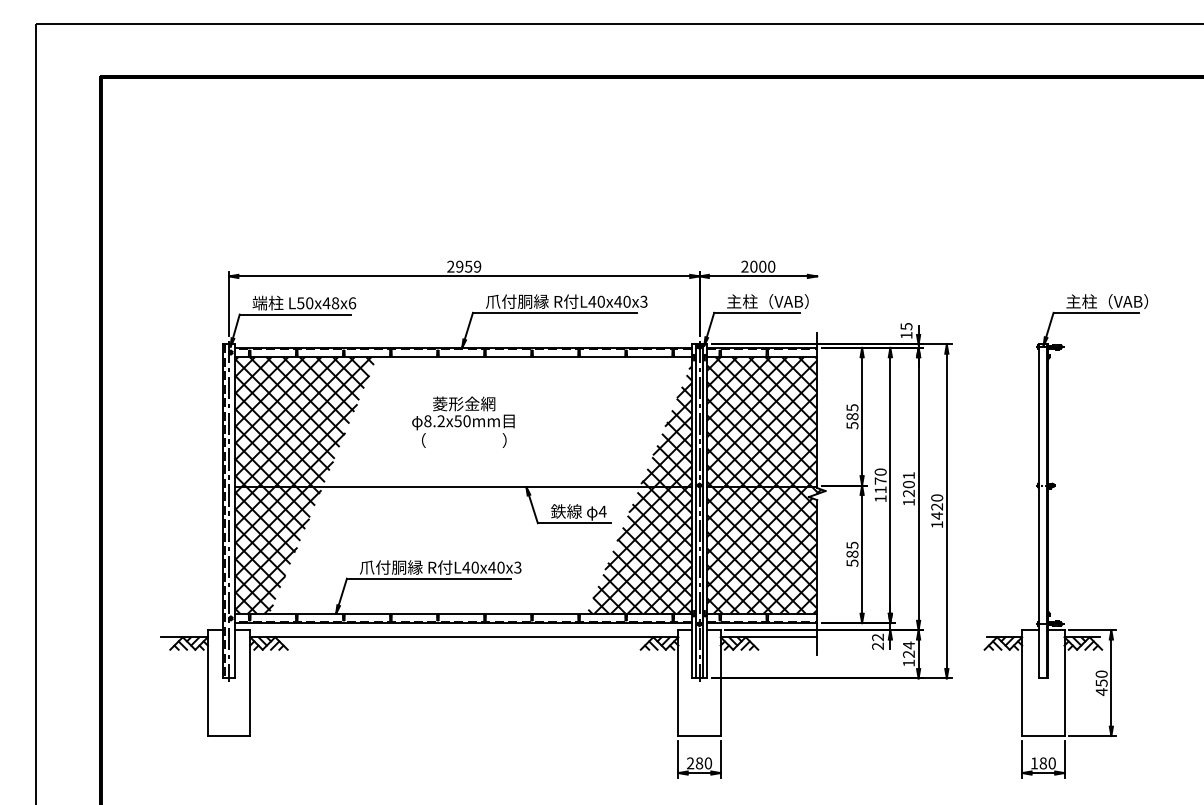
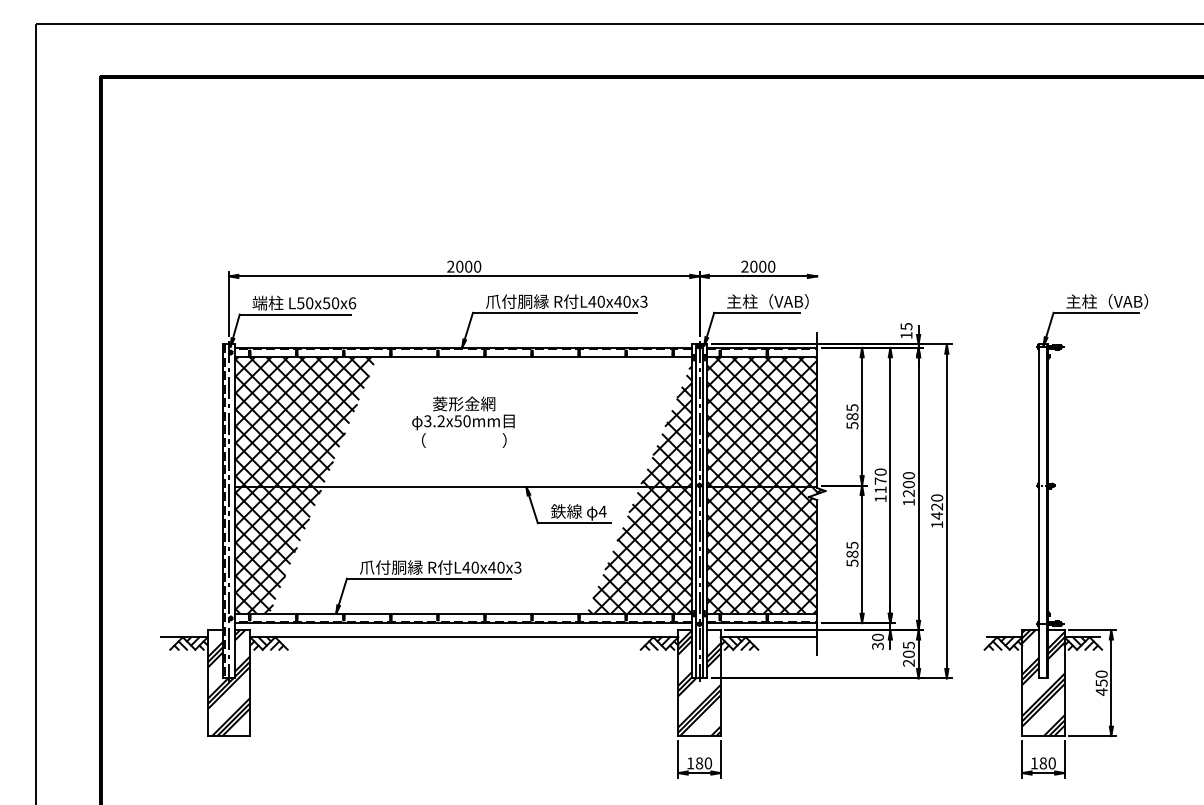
text: 2959 -> 2000 (468, 266)
text: L50x48x6 -> L50x50x6 (330, 303)
text: 8.2x50mm -> 3.2x50mm (427, 421)
text: 1201 -> 1200 (908, 475)
text: 22 -> 30 (878, 641)
text: 124 -> 205 (908, 653)
hatch: none -> present (228, 683)
hatch: none -> present (699, 683)
hatch: none -> present (1043, 683)
text: 280 -> 180 (690, 763)
